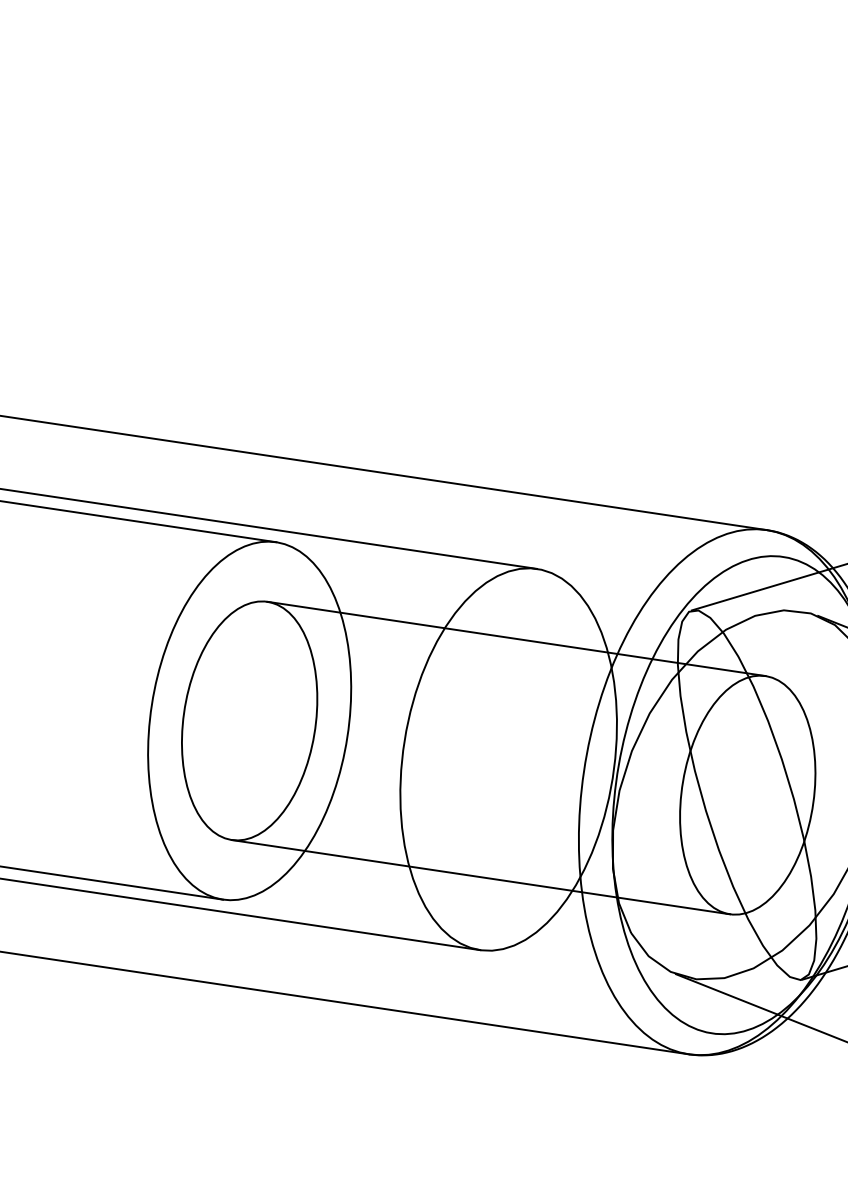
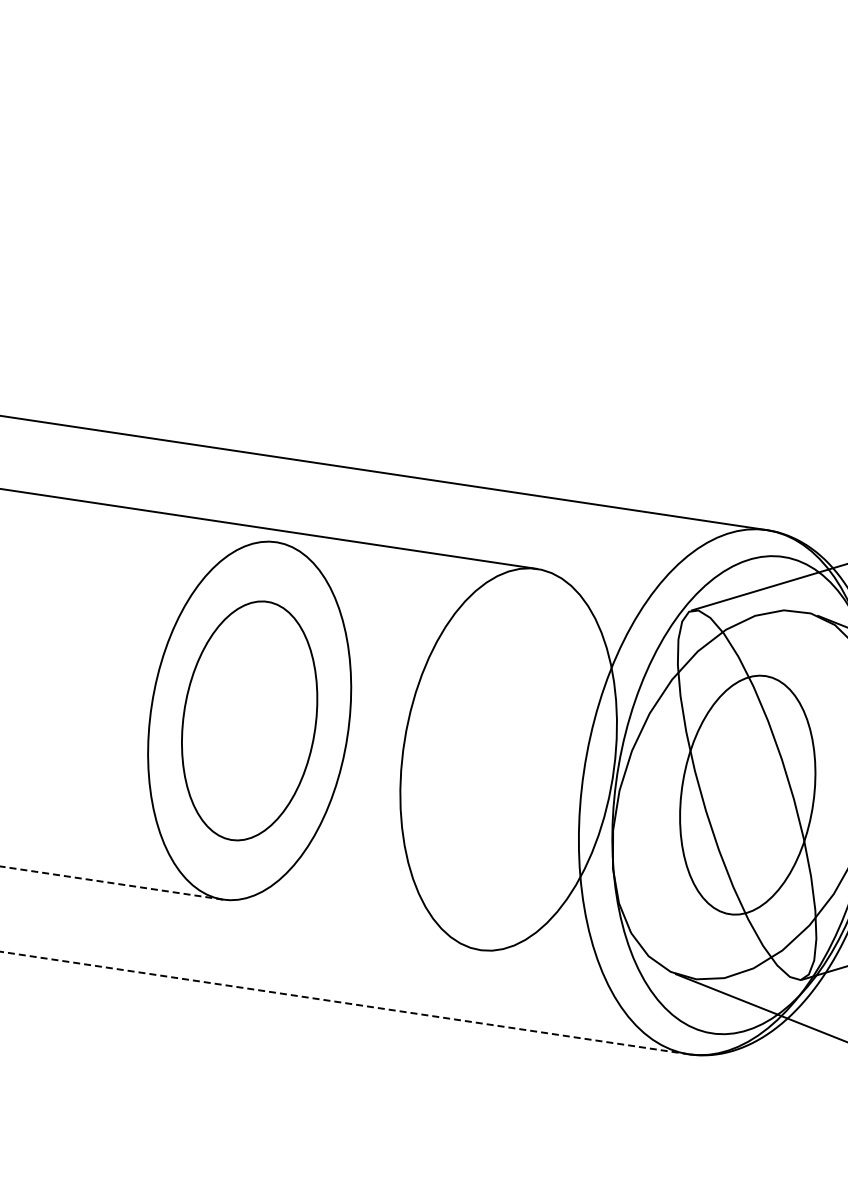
line: present -> none (139, 521)
line: present -> none (516, 638)
line: present -> none (480, 877)
line: solid -> dashed (112, 883)
line: present -> none (241, 914)
line: solid -> dashed (344, 1003)
